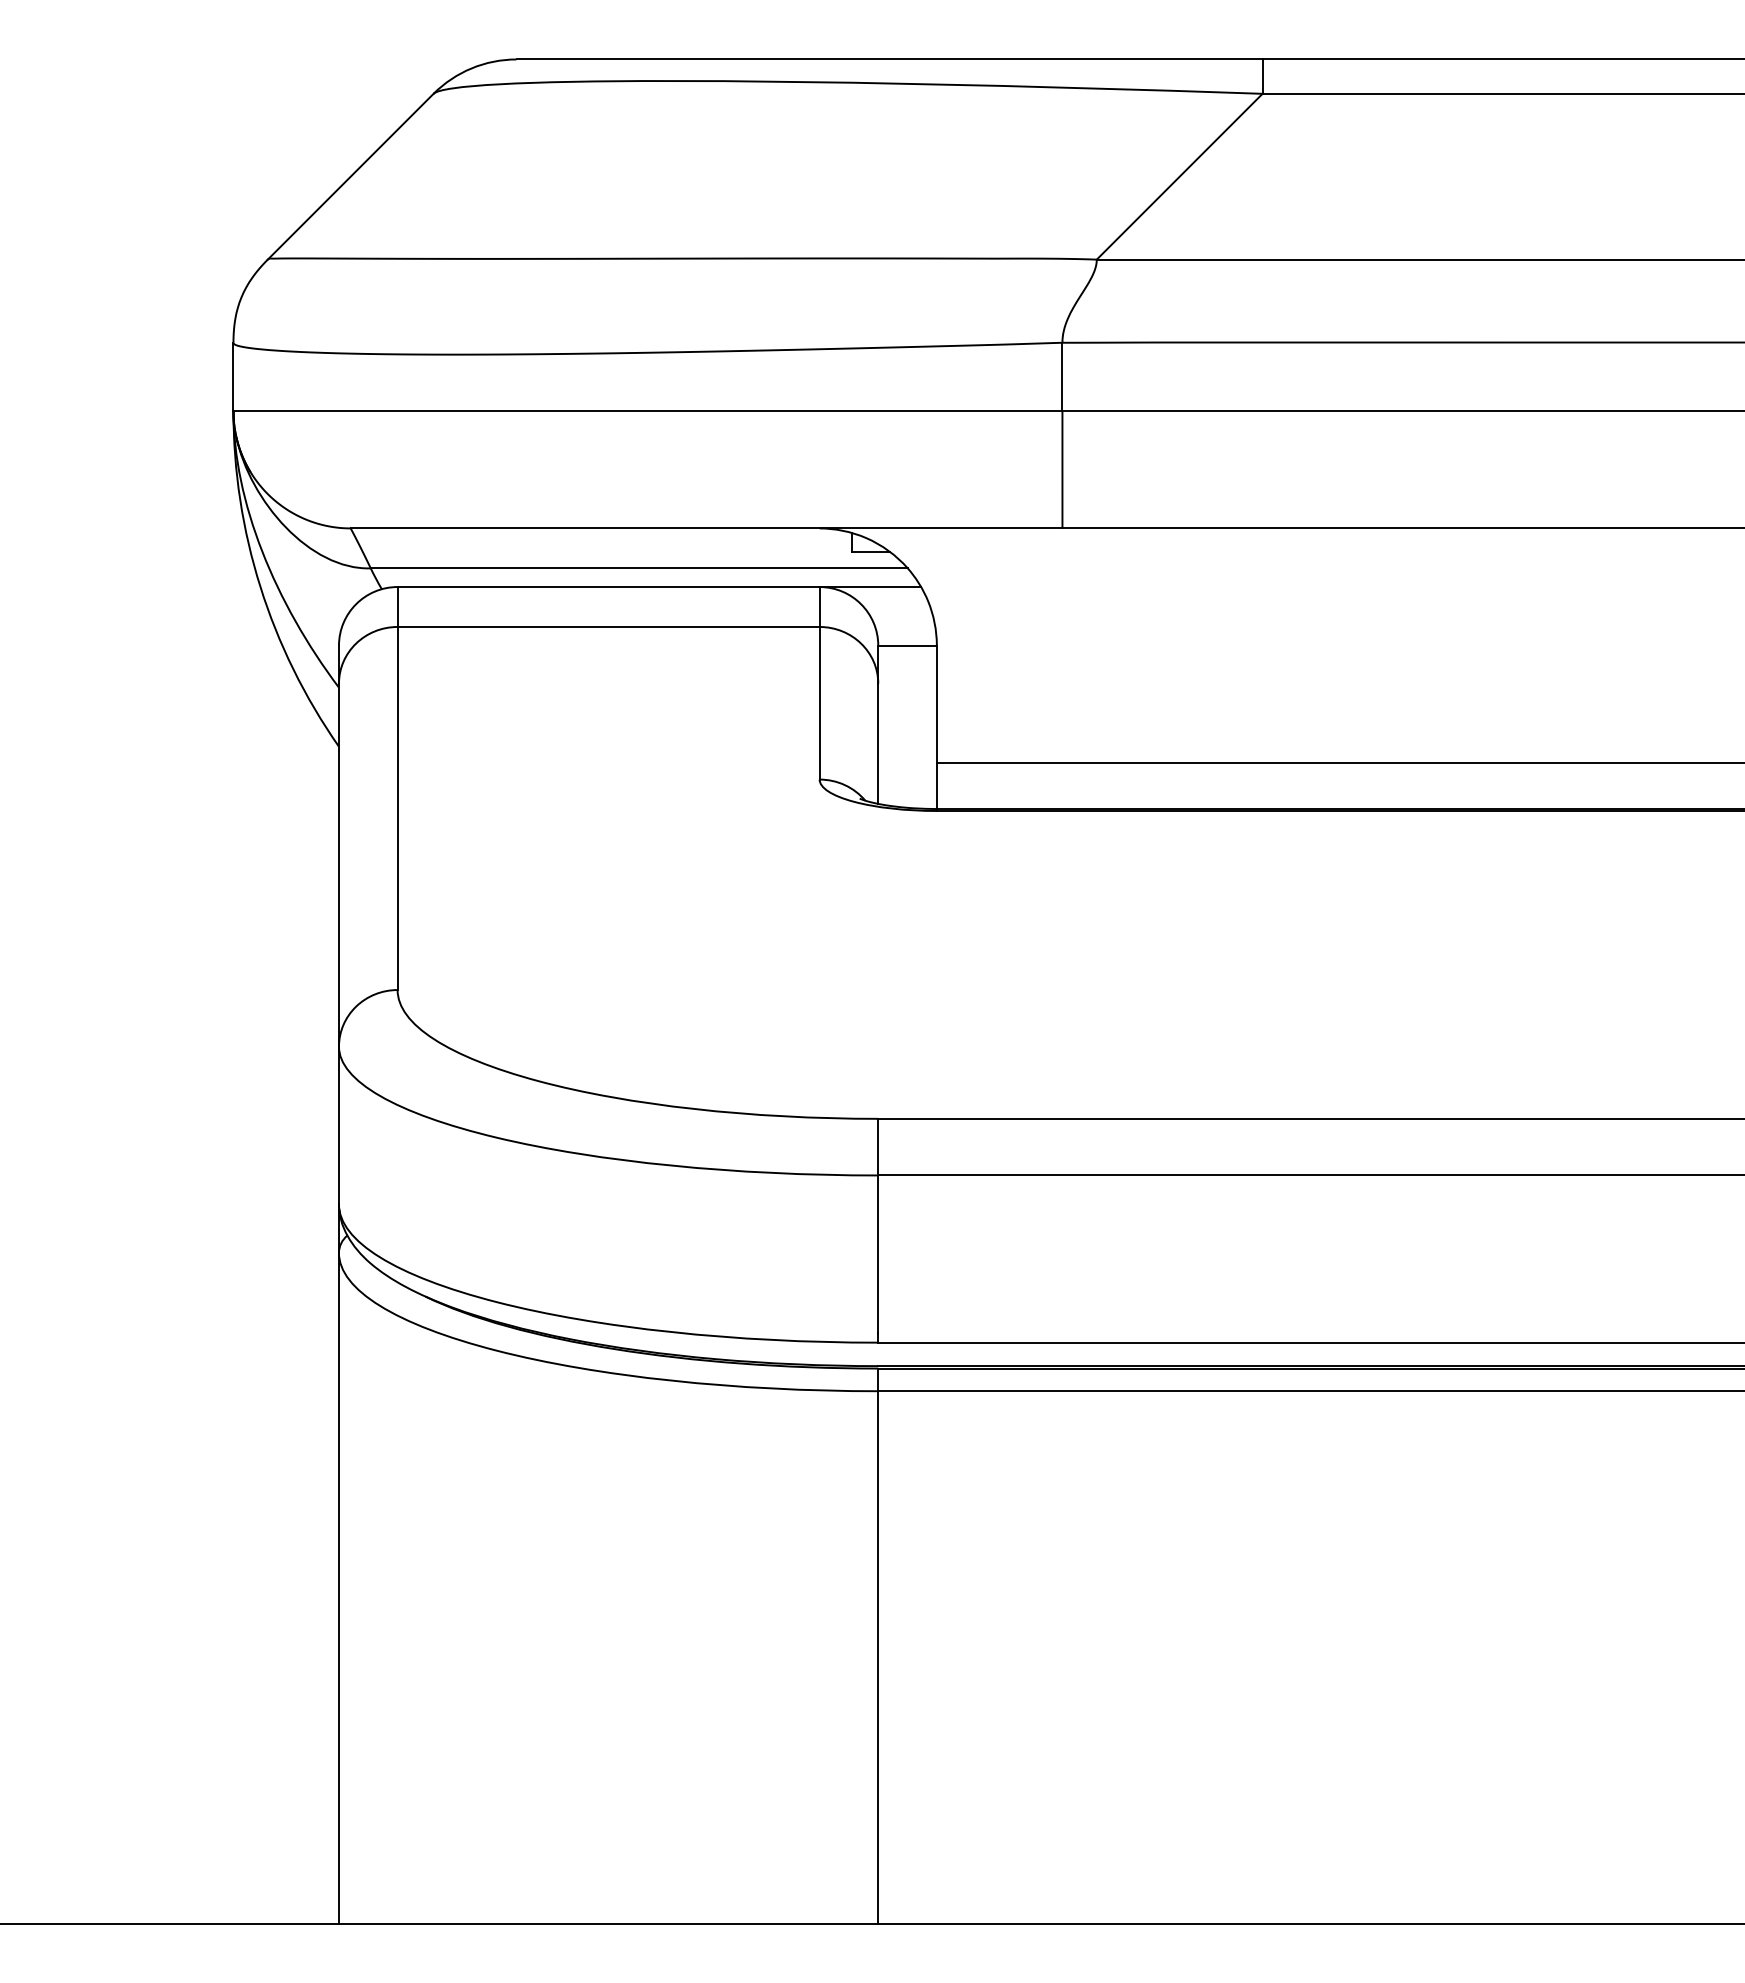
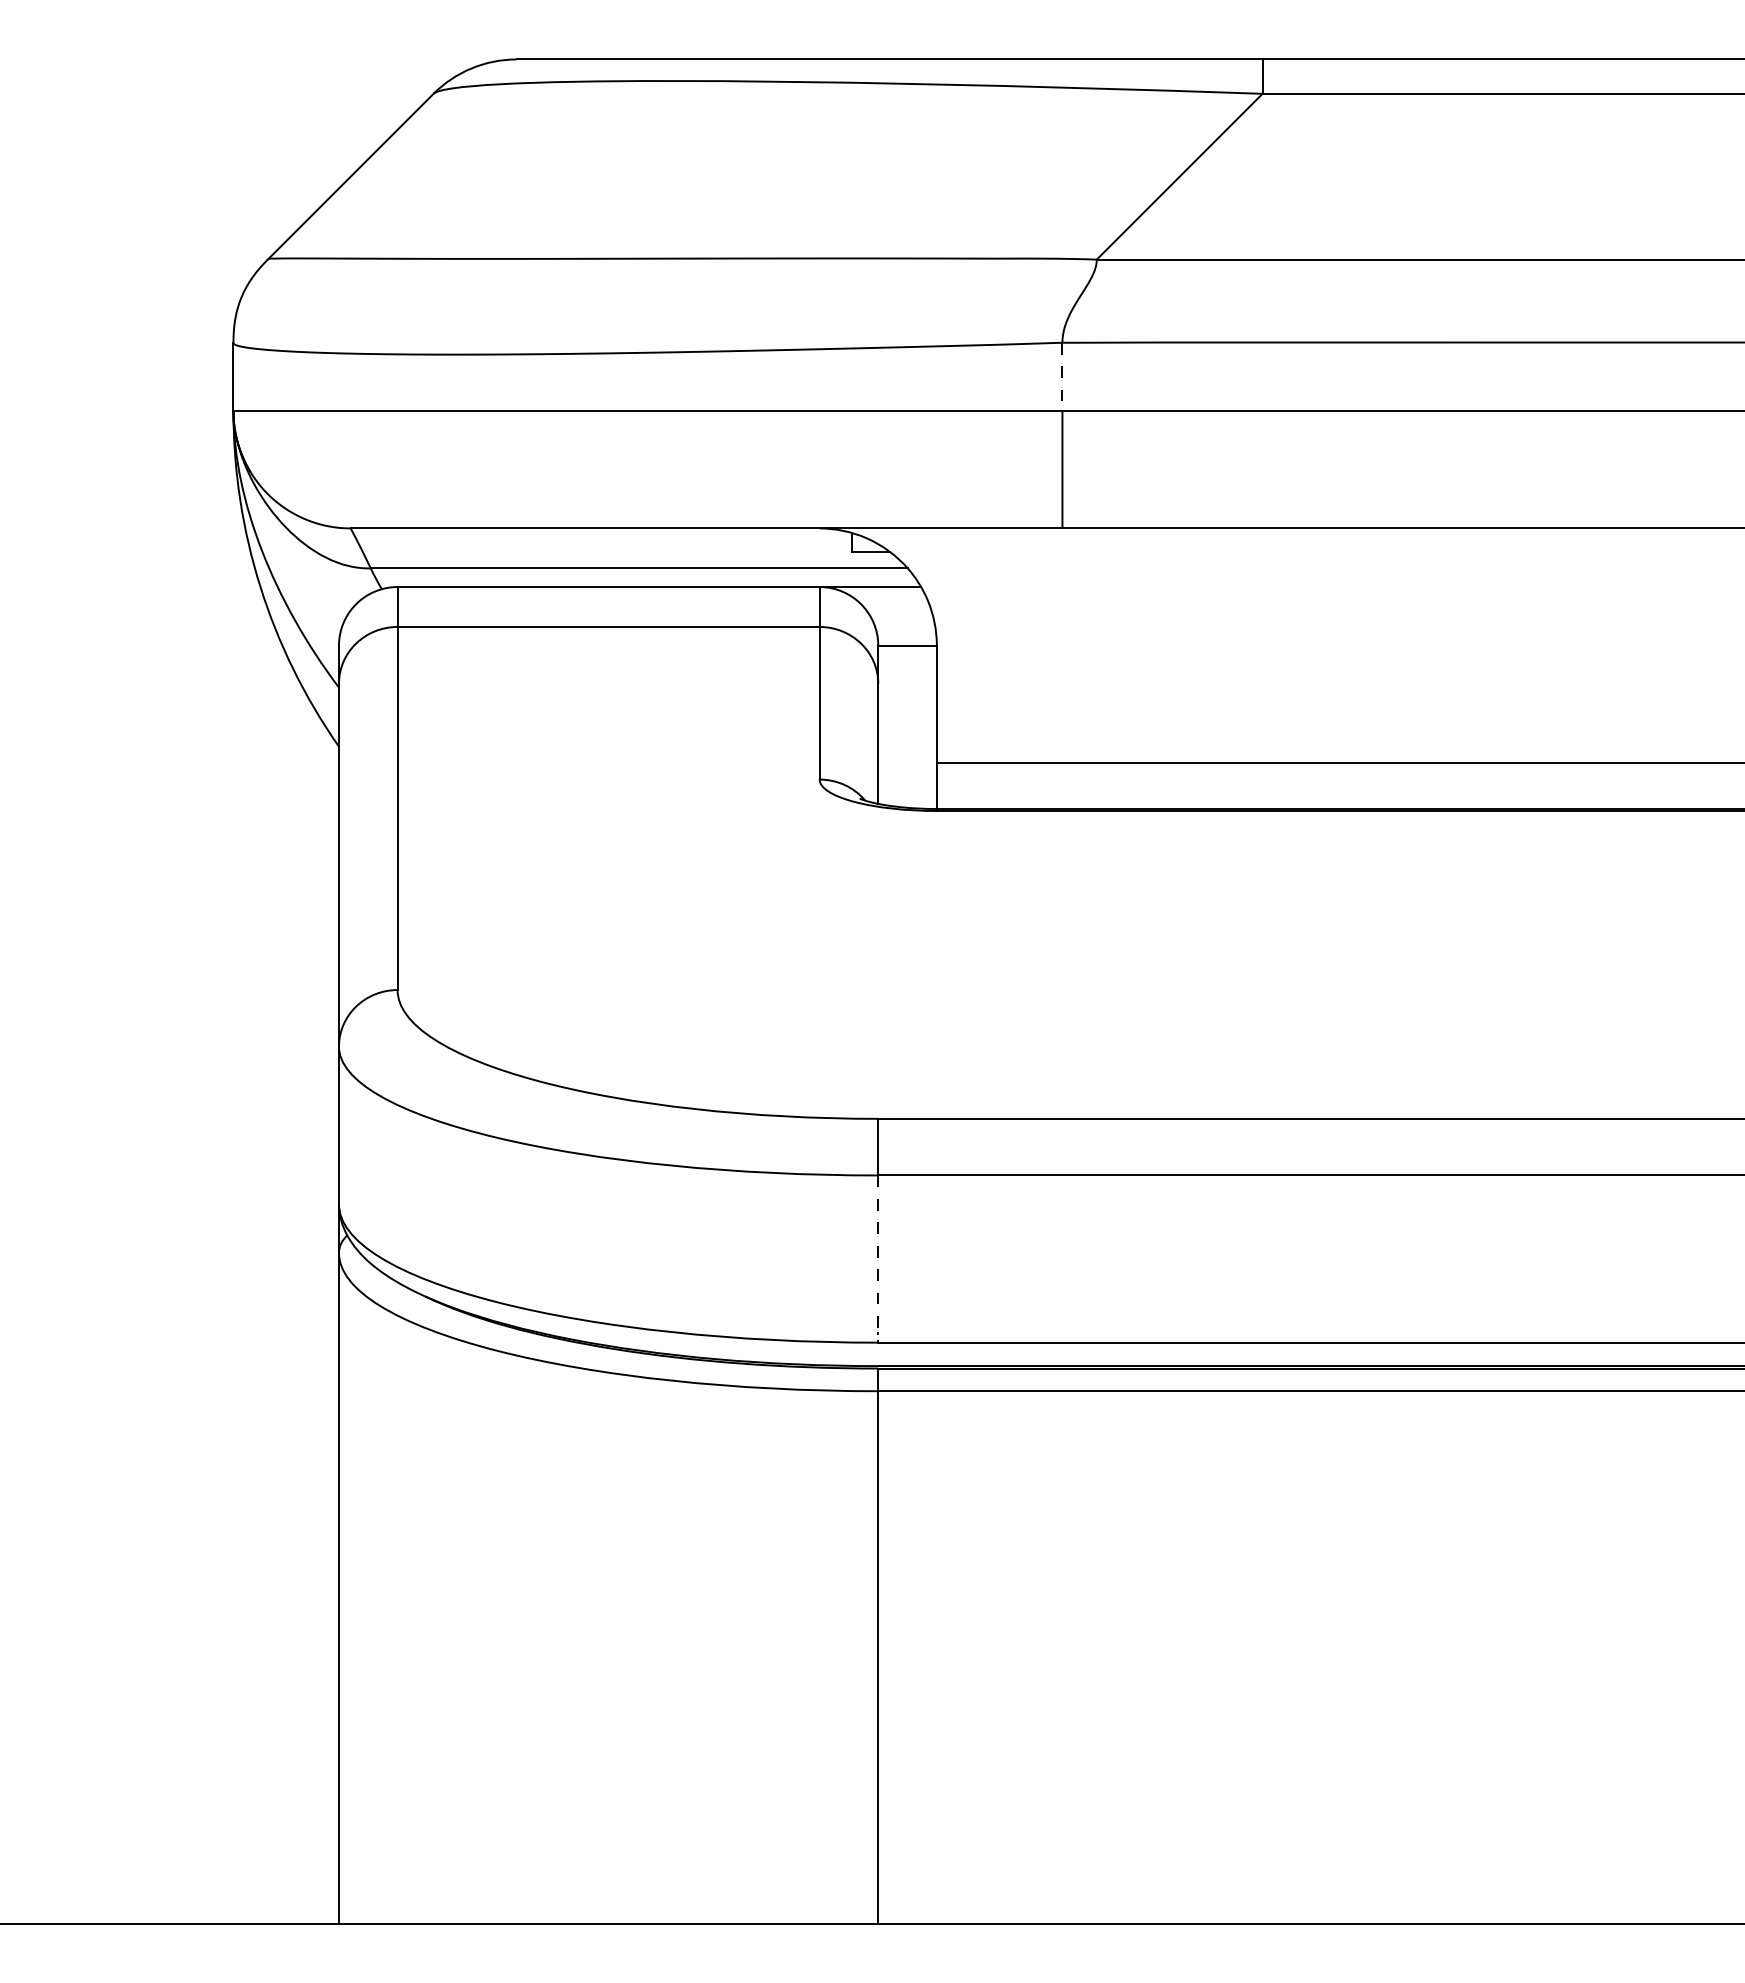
line: solid -> dashed (1062, 377)
line: solid -> dashed (878, 1259)
